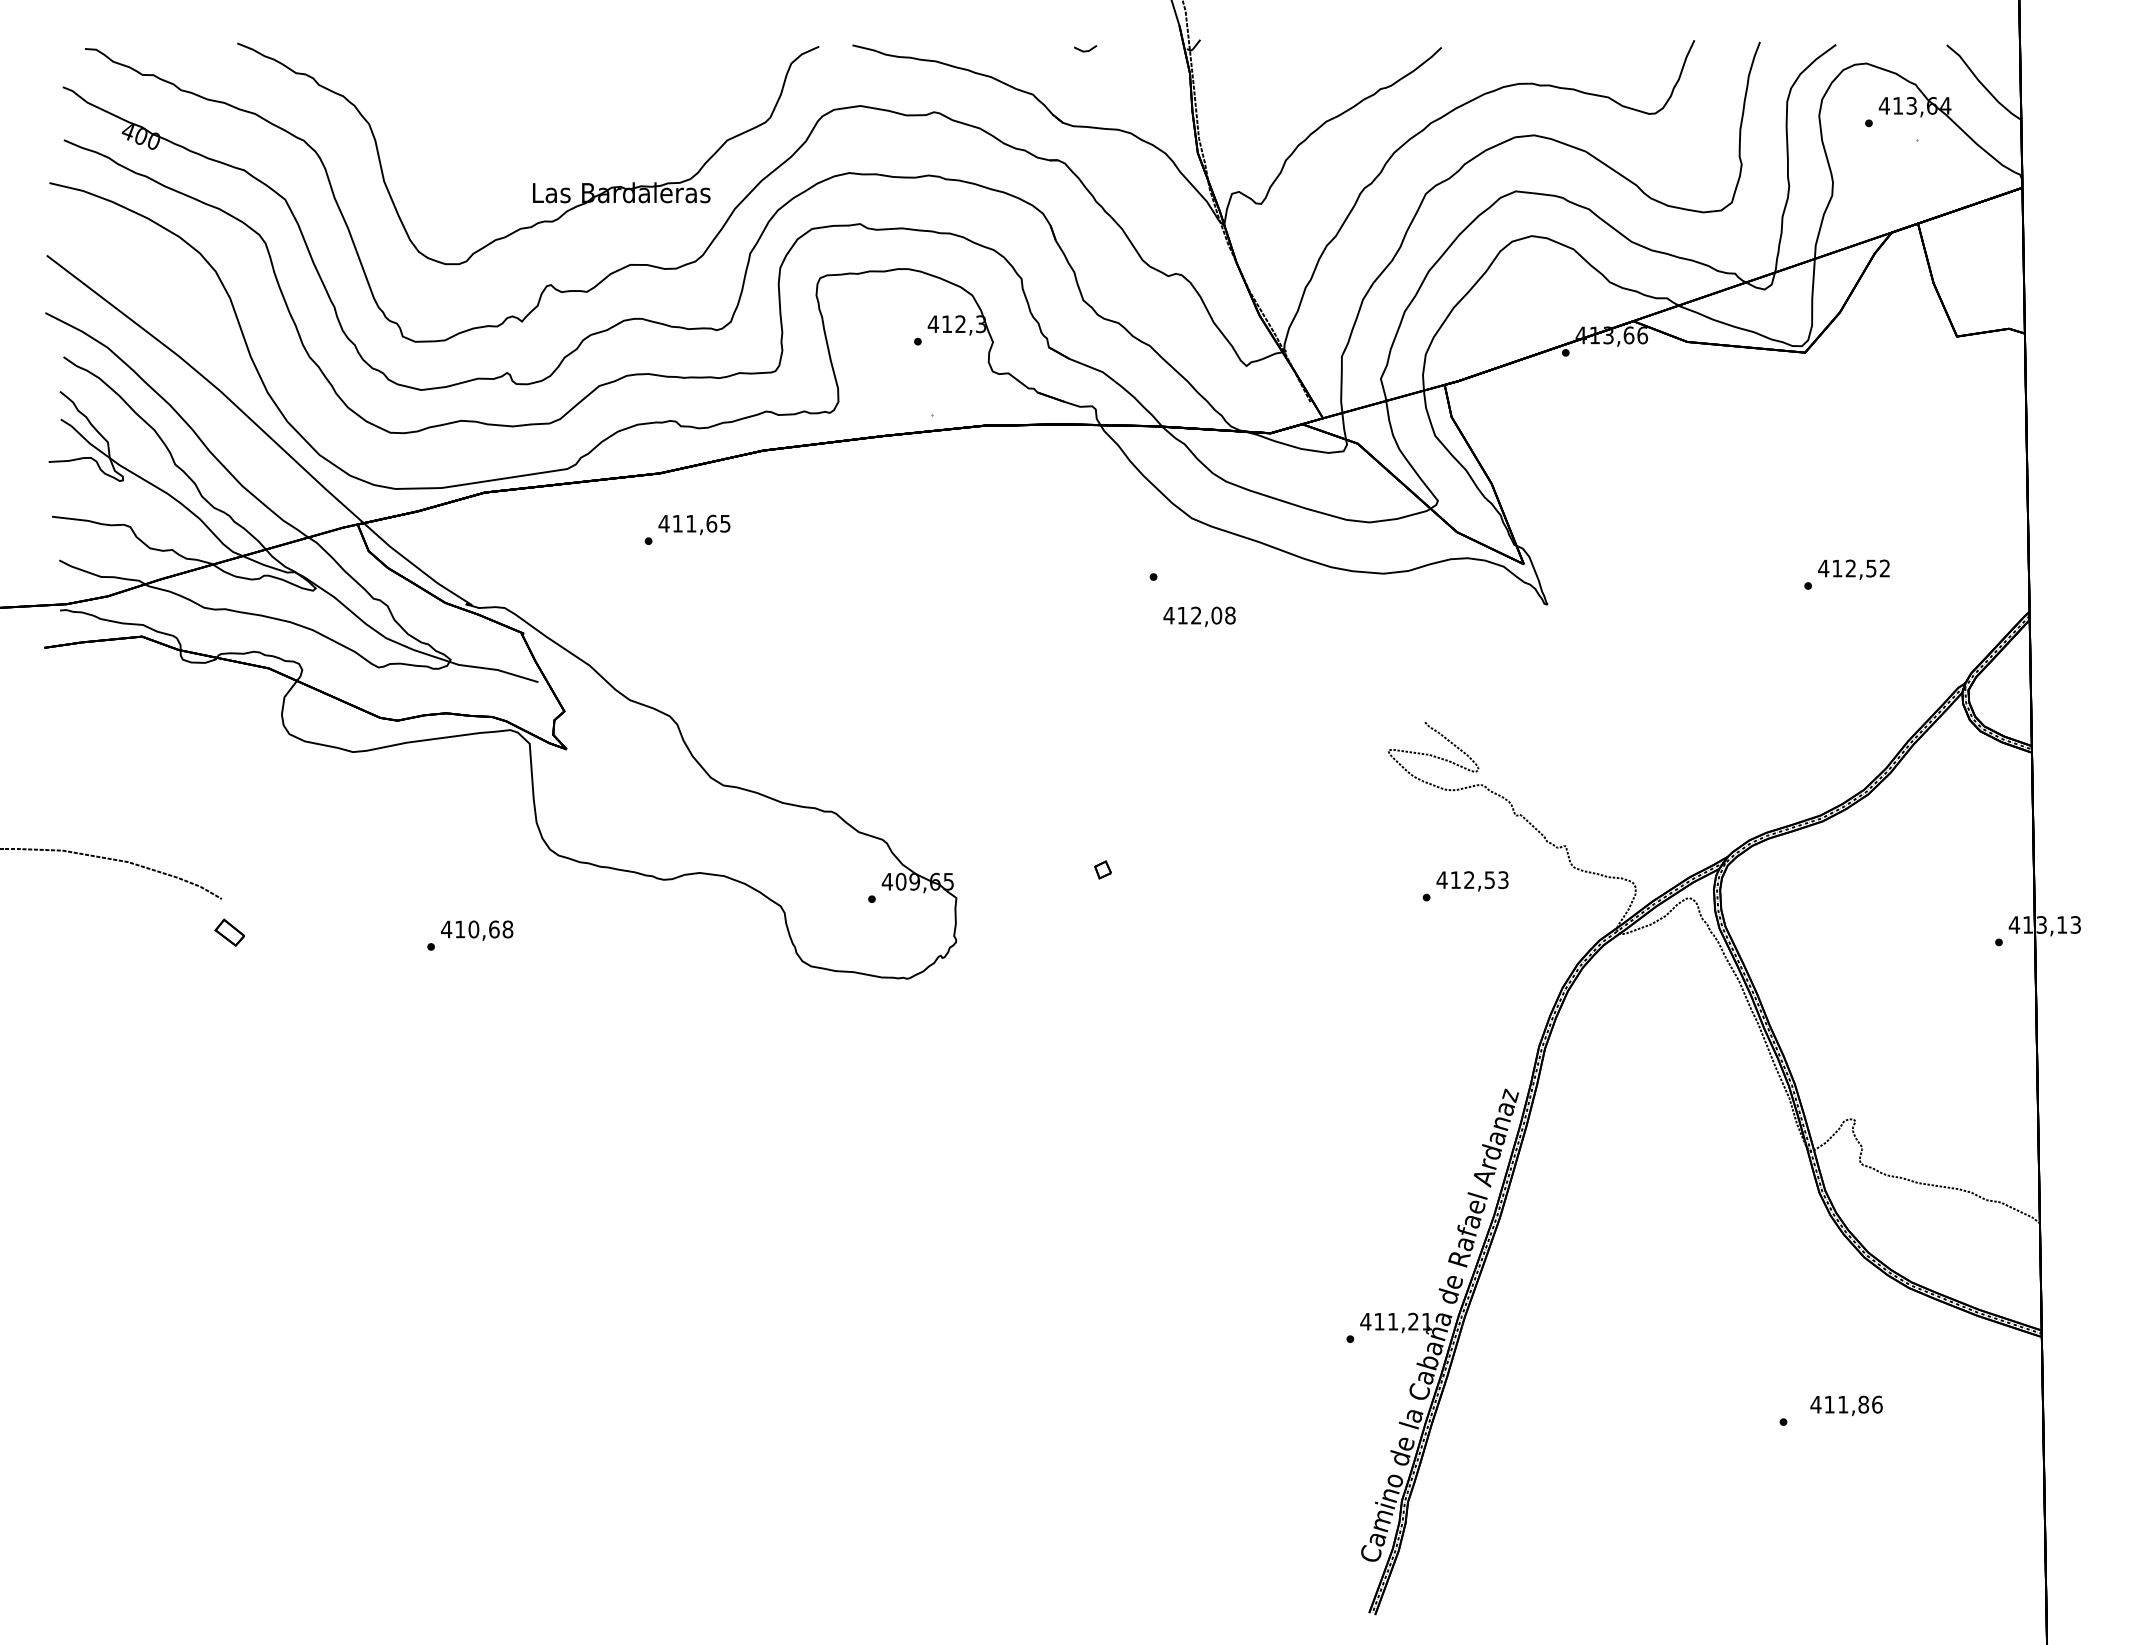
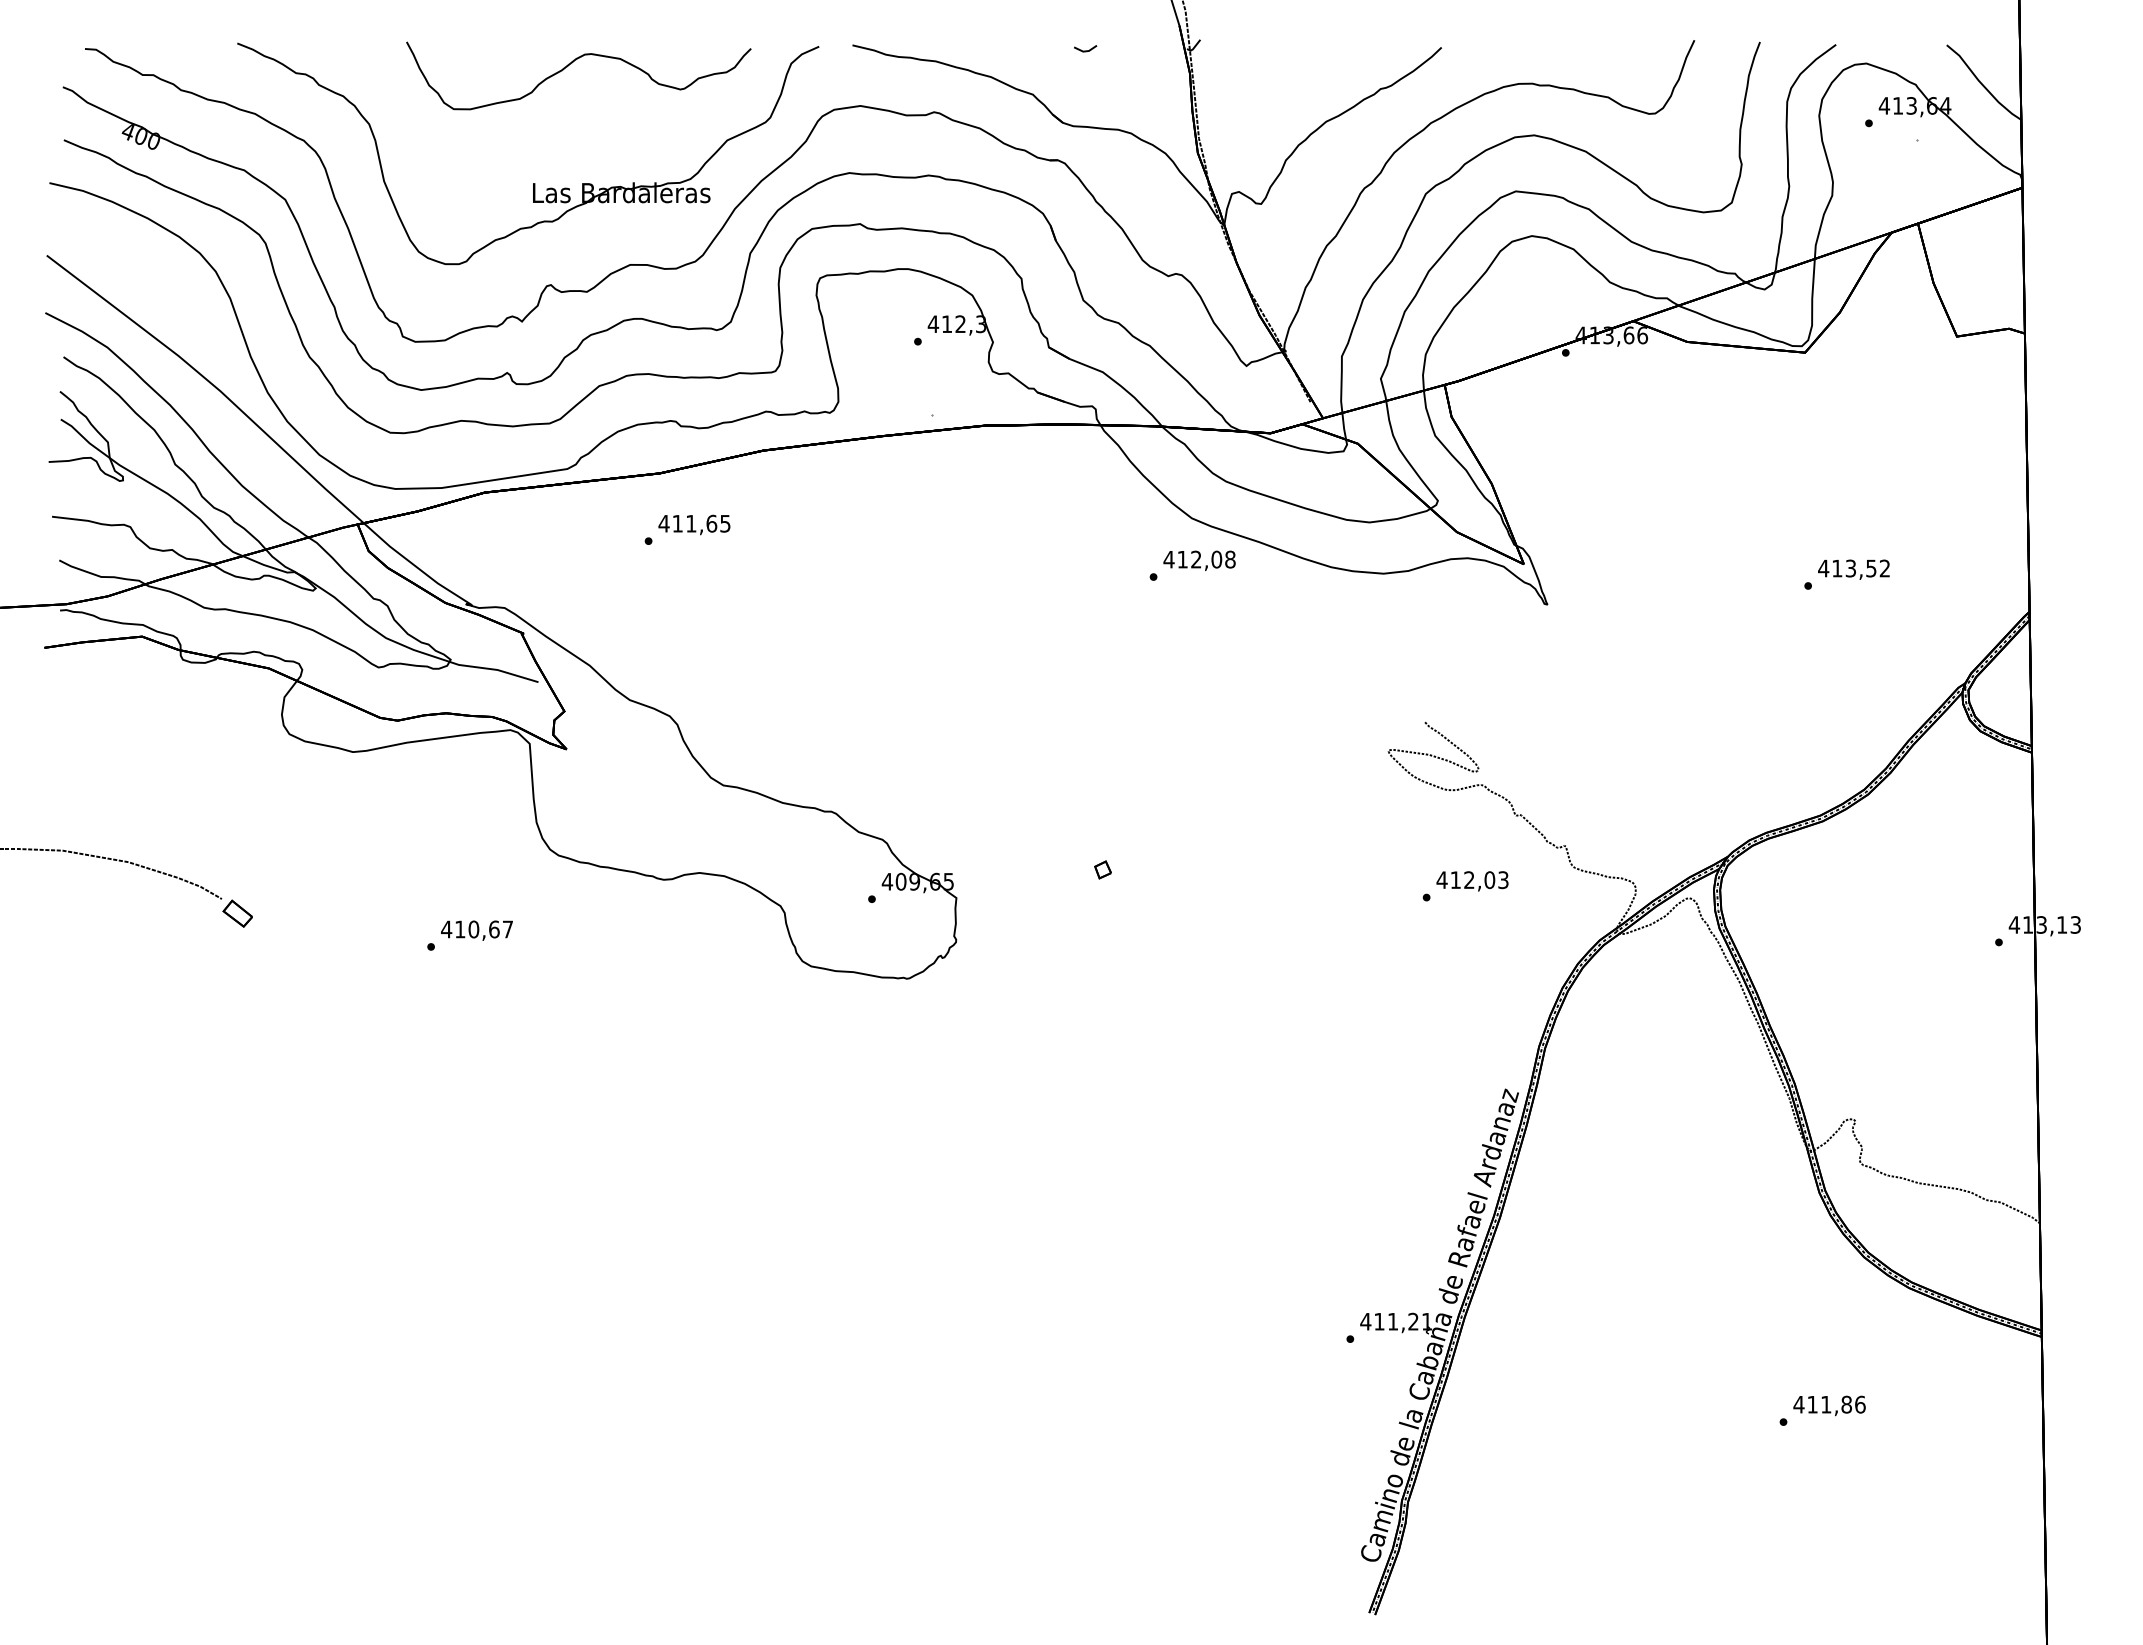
curve: none -> present (572, 63)
text: 412,52 -> 413,52 (1850, 568)
text position: (1199, 616) -> (1199, 560) (1199, 560)
text: 412,53 -> 412,03 (1489, 880)
text: 410,68 -> 410,67 (507, 929)
part position: (229, 932) -> (237, 913) (237, 913)
text position: (1846, 1405) -> (1829, 1405) (1829, 1405)
